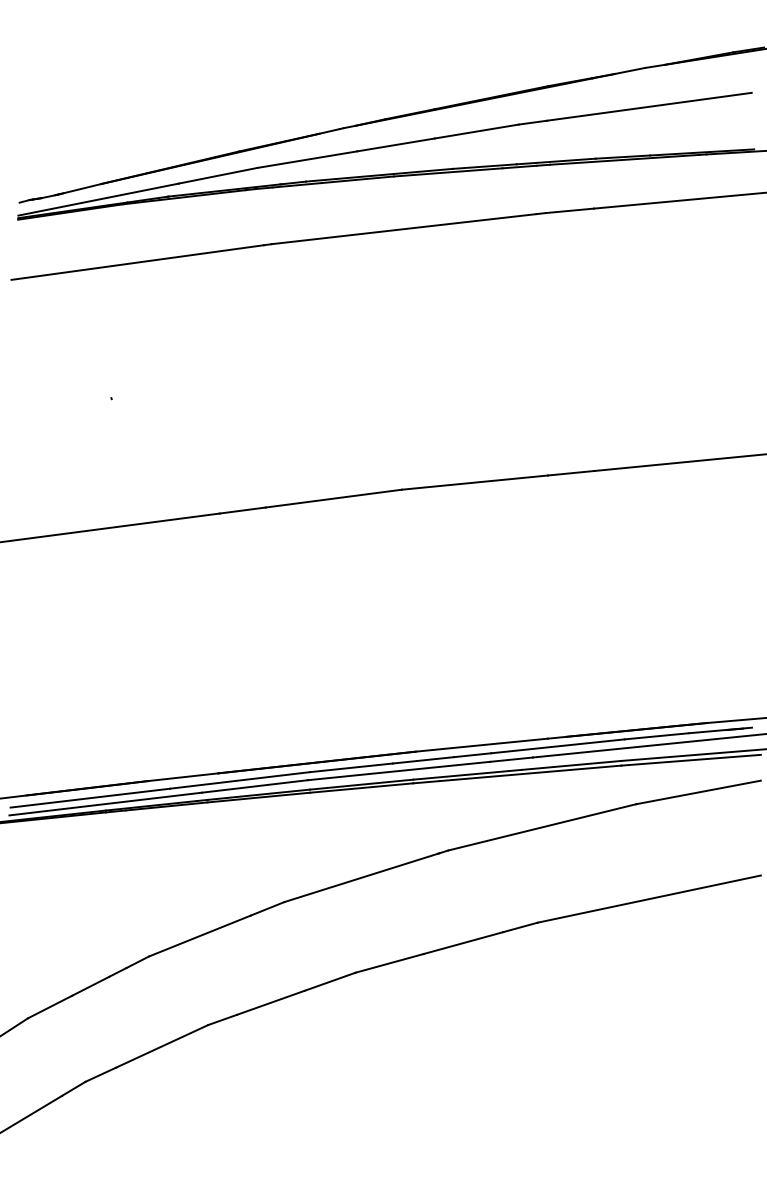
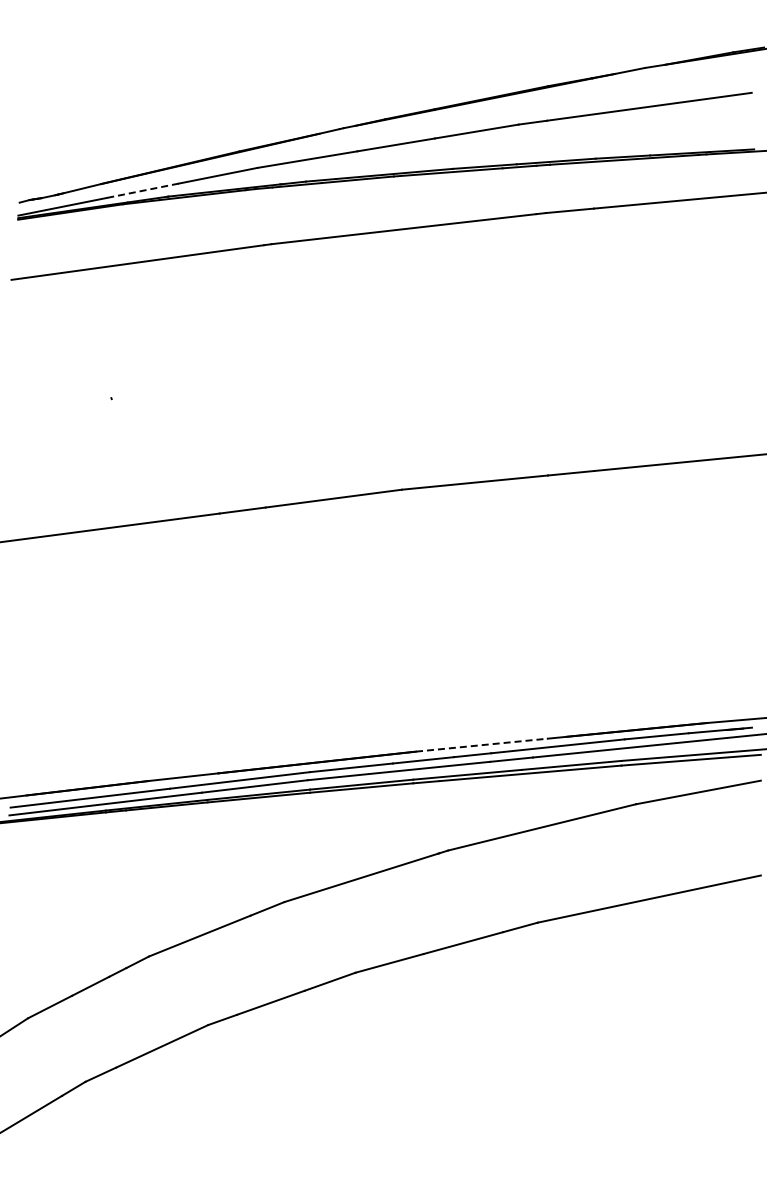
line: solid -> dashed (142, 190)
line: solid -> dashed (482, 745)
